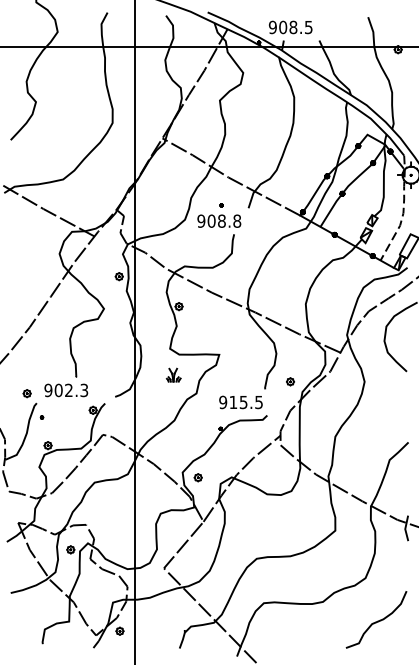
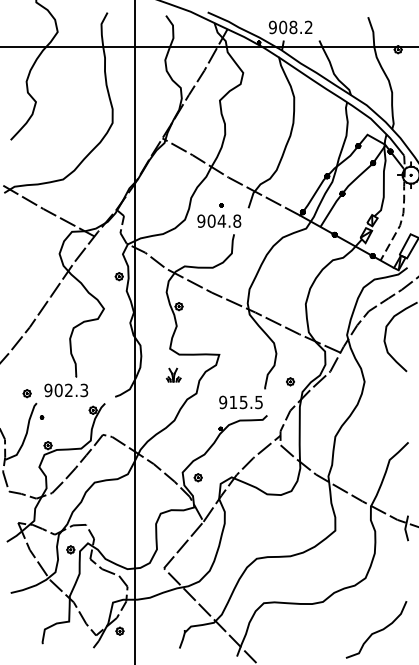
text: 908.5 -> 908.2 (308, 27)
text: 908.8 -> 904.8 (221, 220)
curve position: (377, 620) -> (377, 630) (377, 630)
